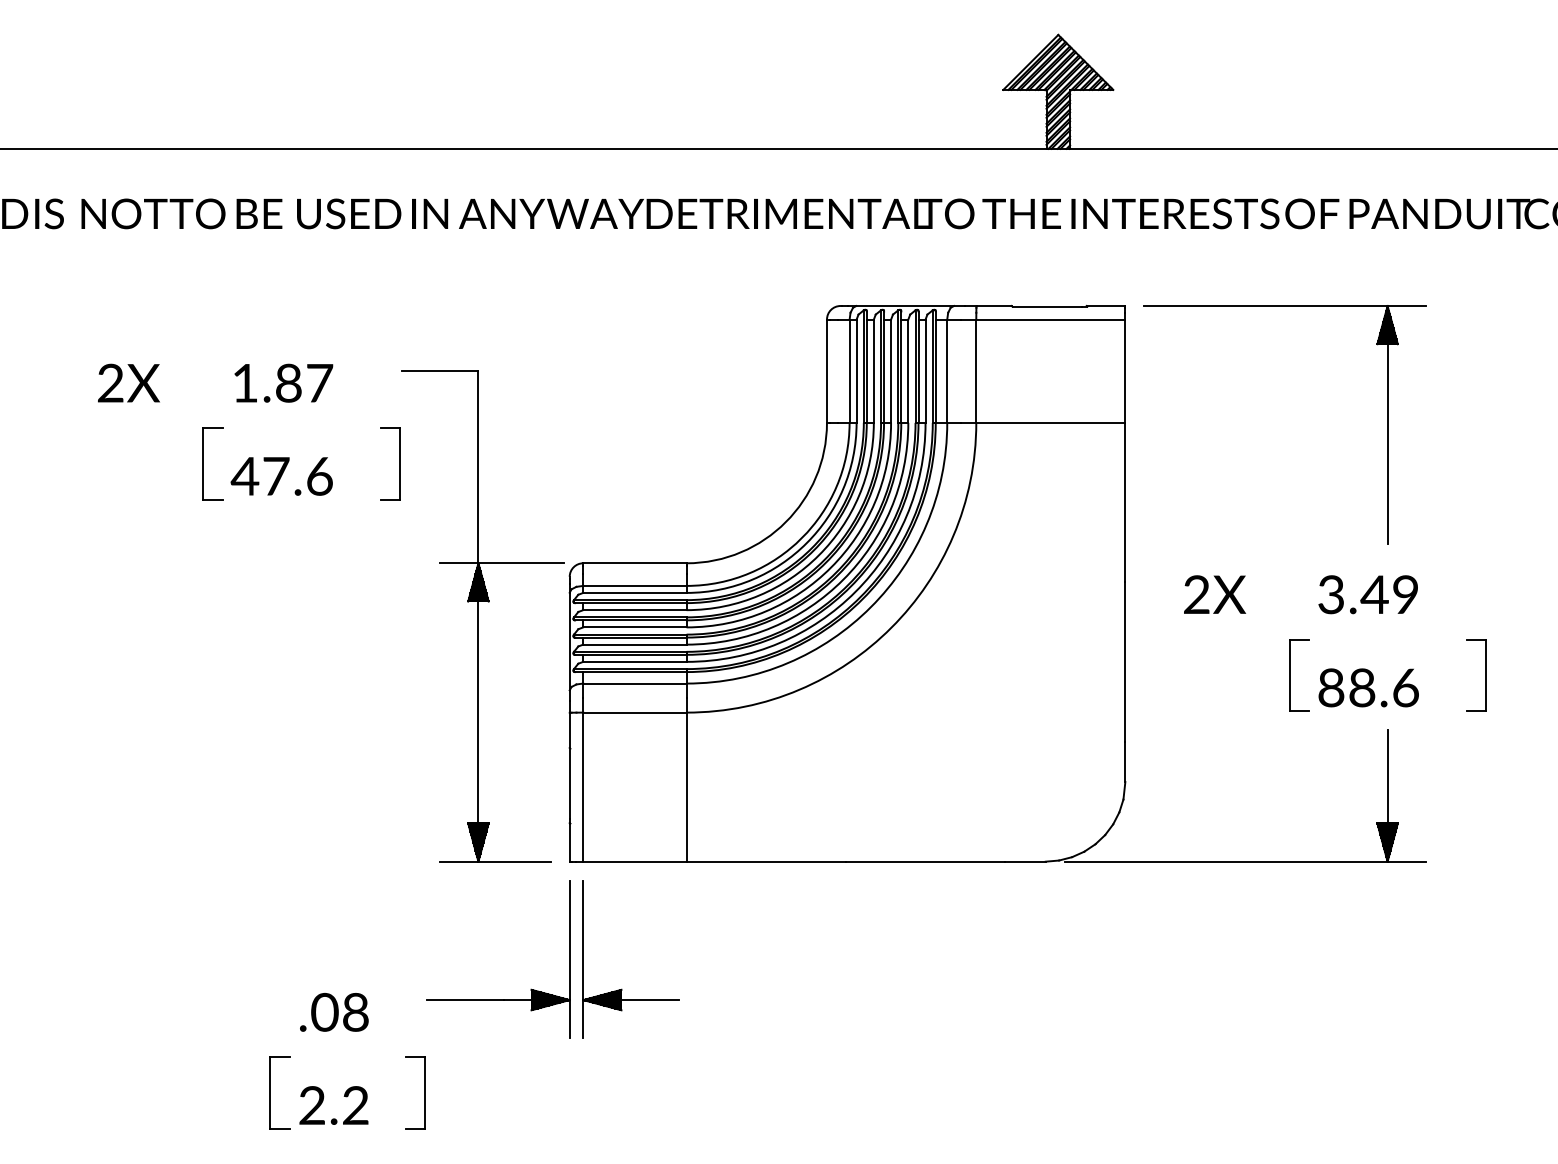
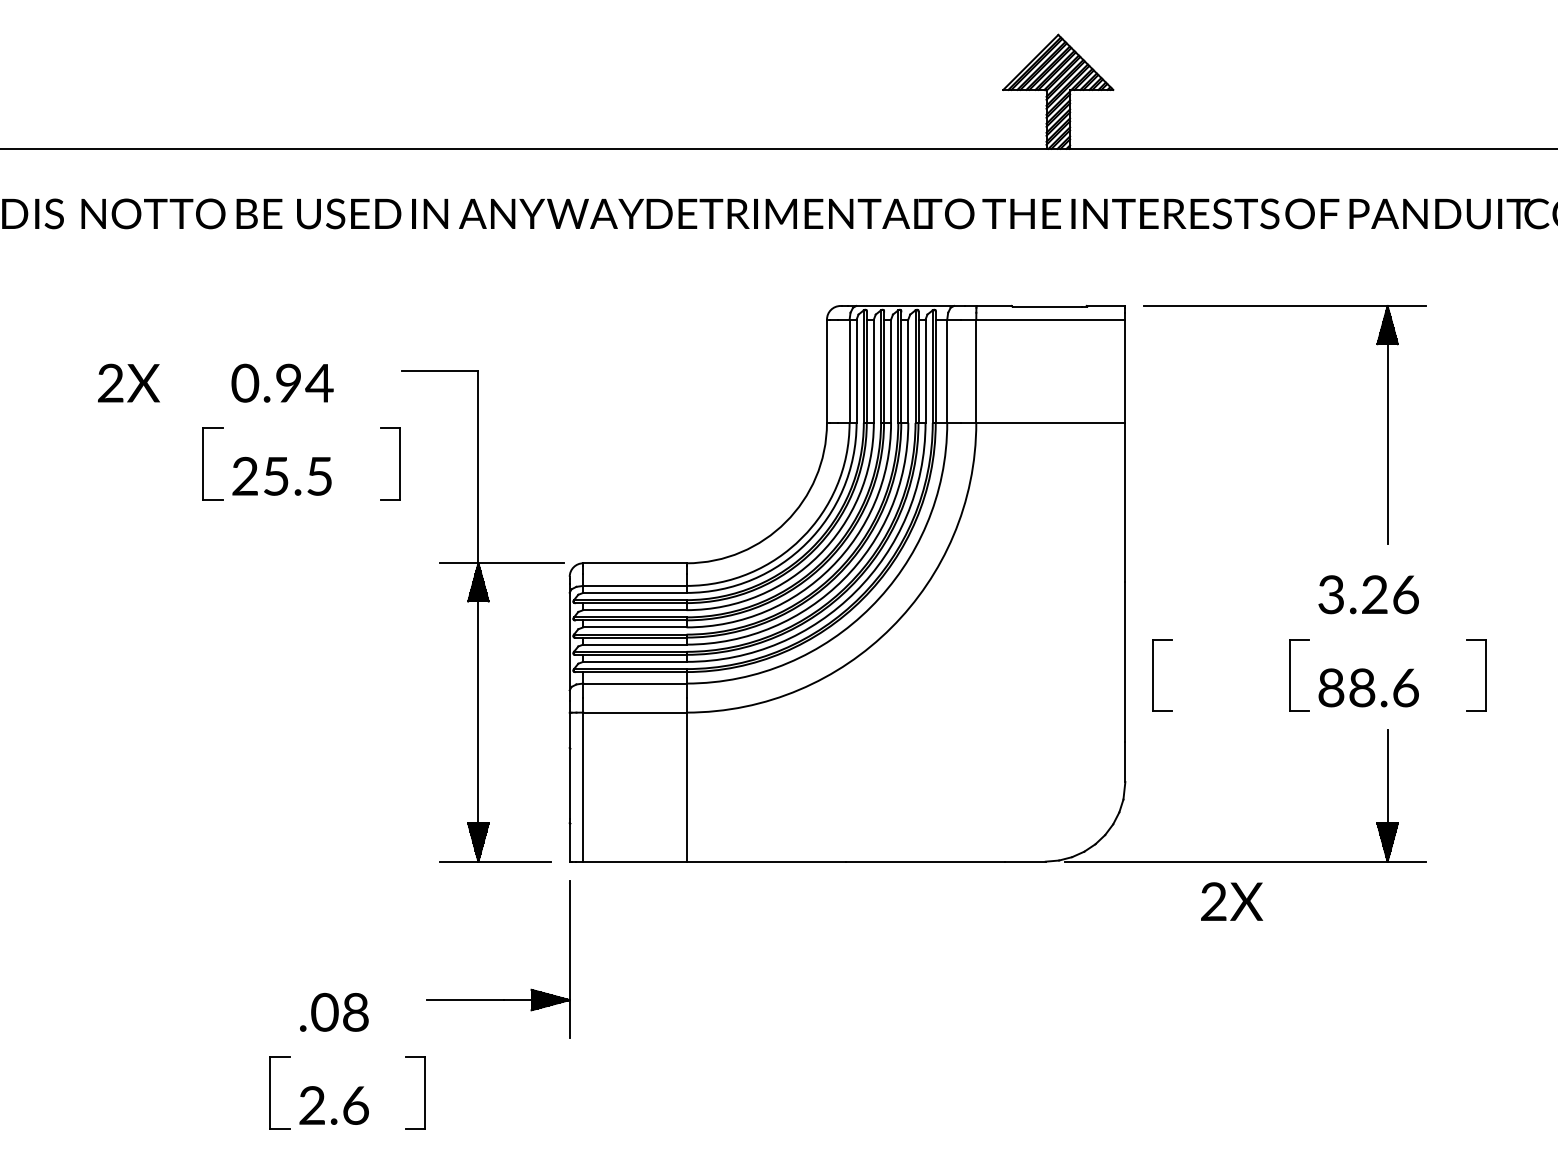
text: 1.87 -> 0.94 (282, 382)
text: 47.6 -> 25.5 (281, 475)
text position: (1215, 594) -> (1232, 901) (1232, 901)
text: 3.49 -> 3.26 (1389, 594)
part: none -> present (1153, 675)
part: present -> none (621, 988)
text: 2.2 -> 2.6 (355, 1105)
